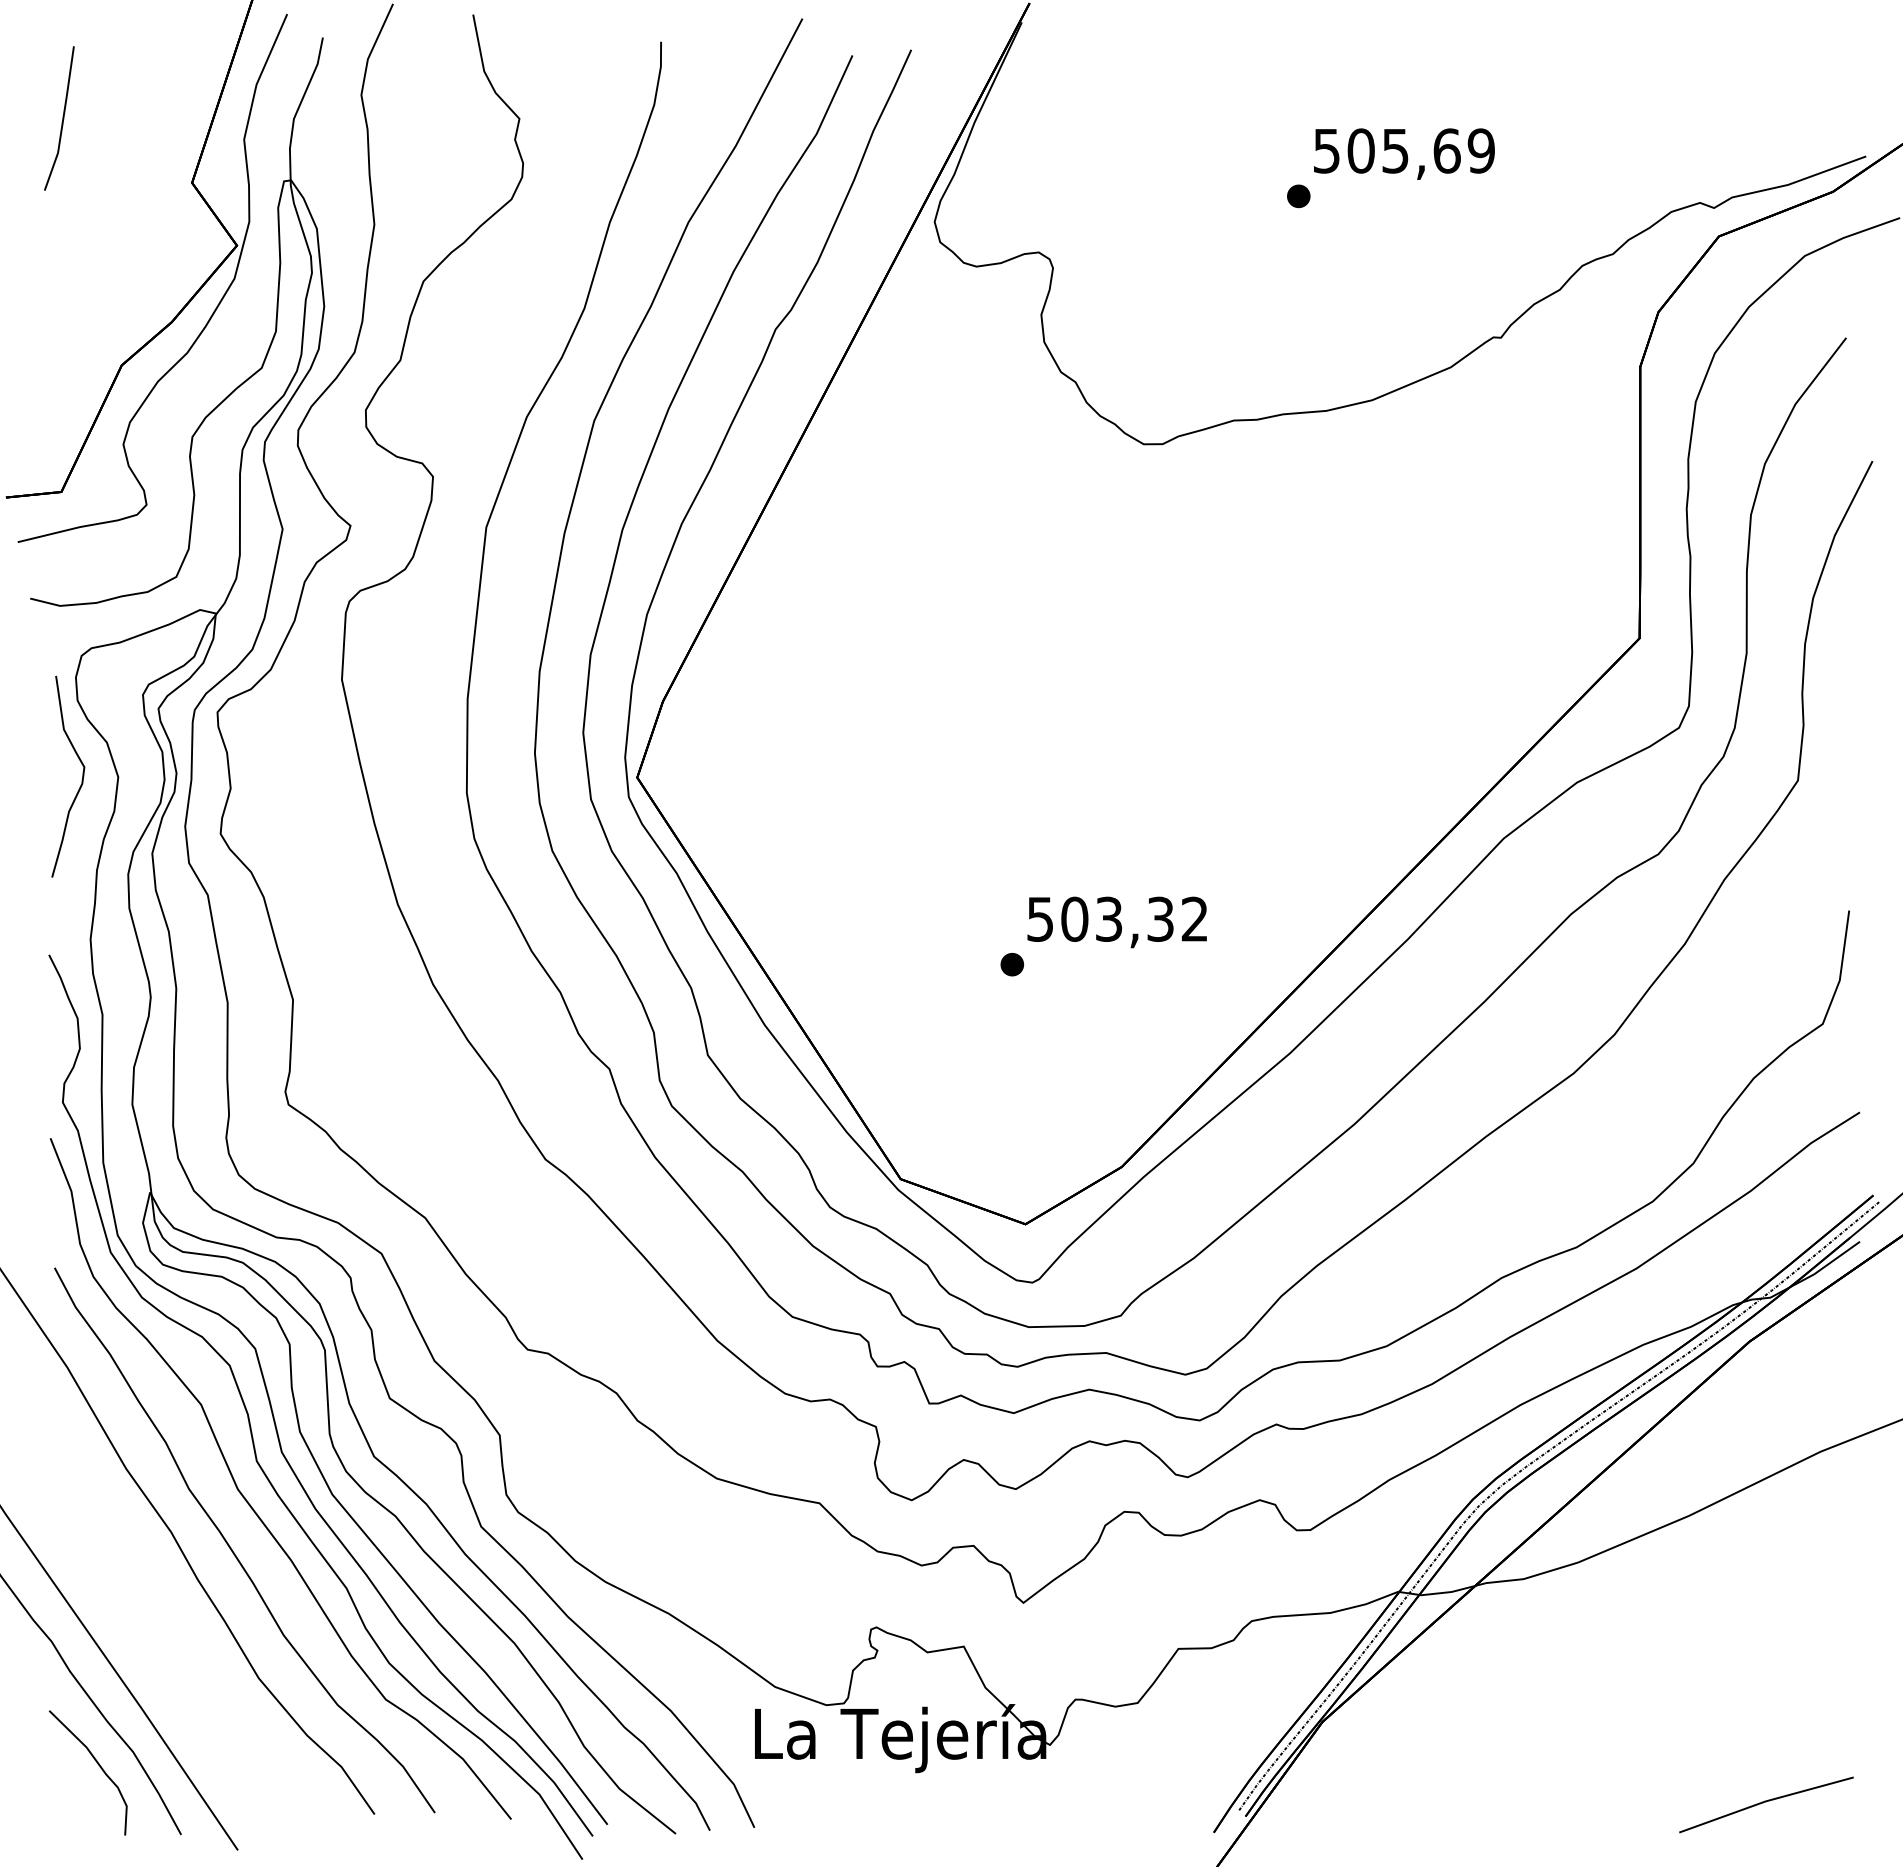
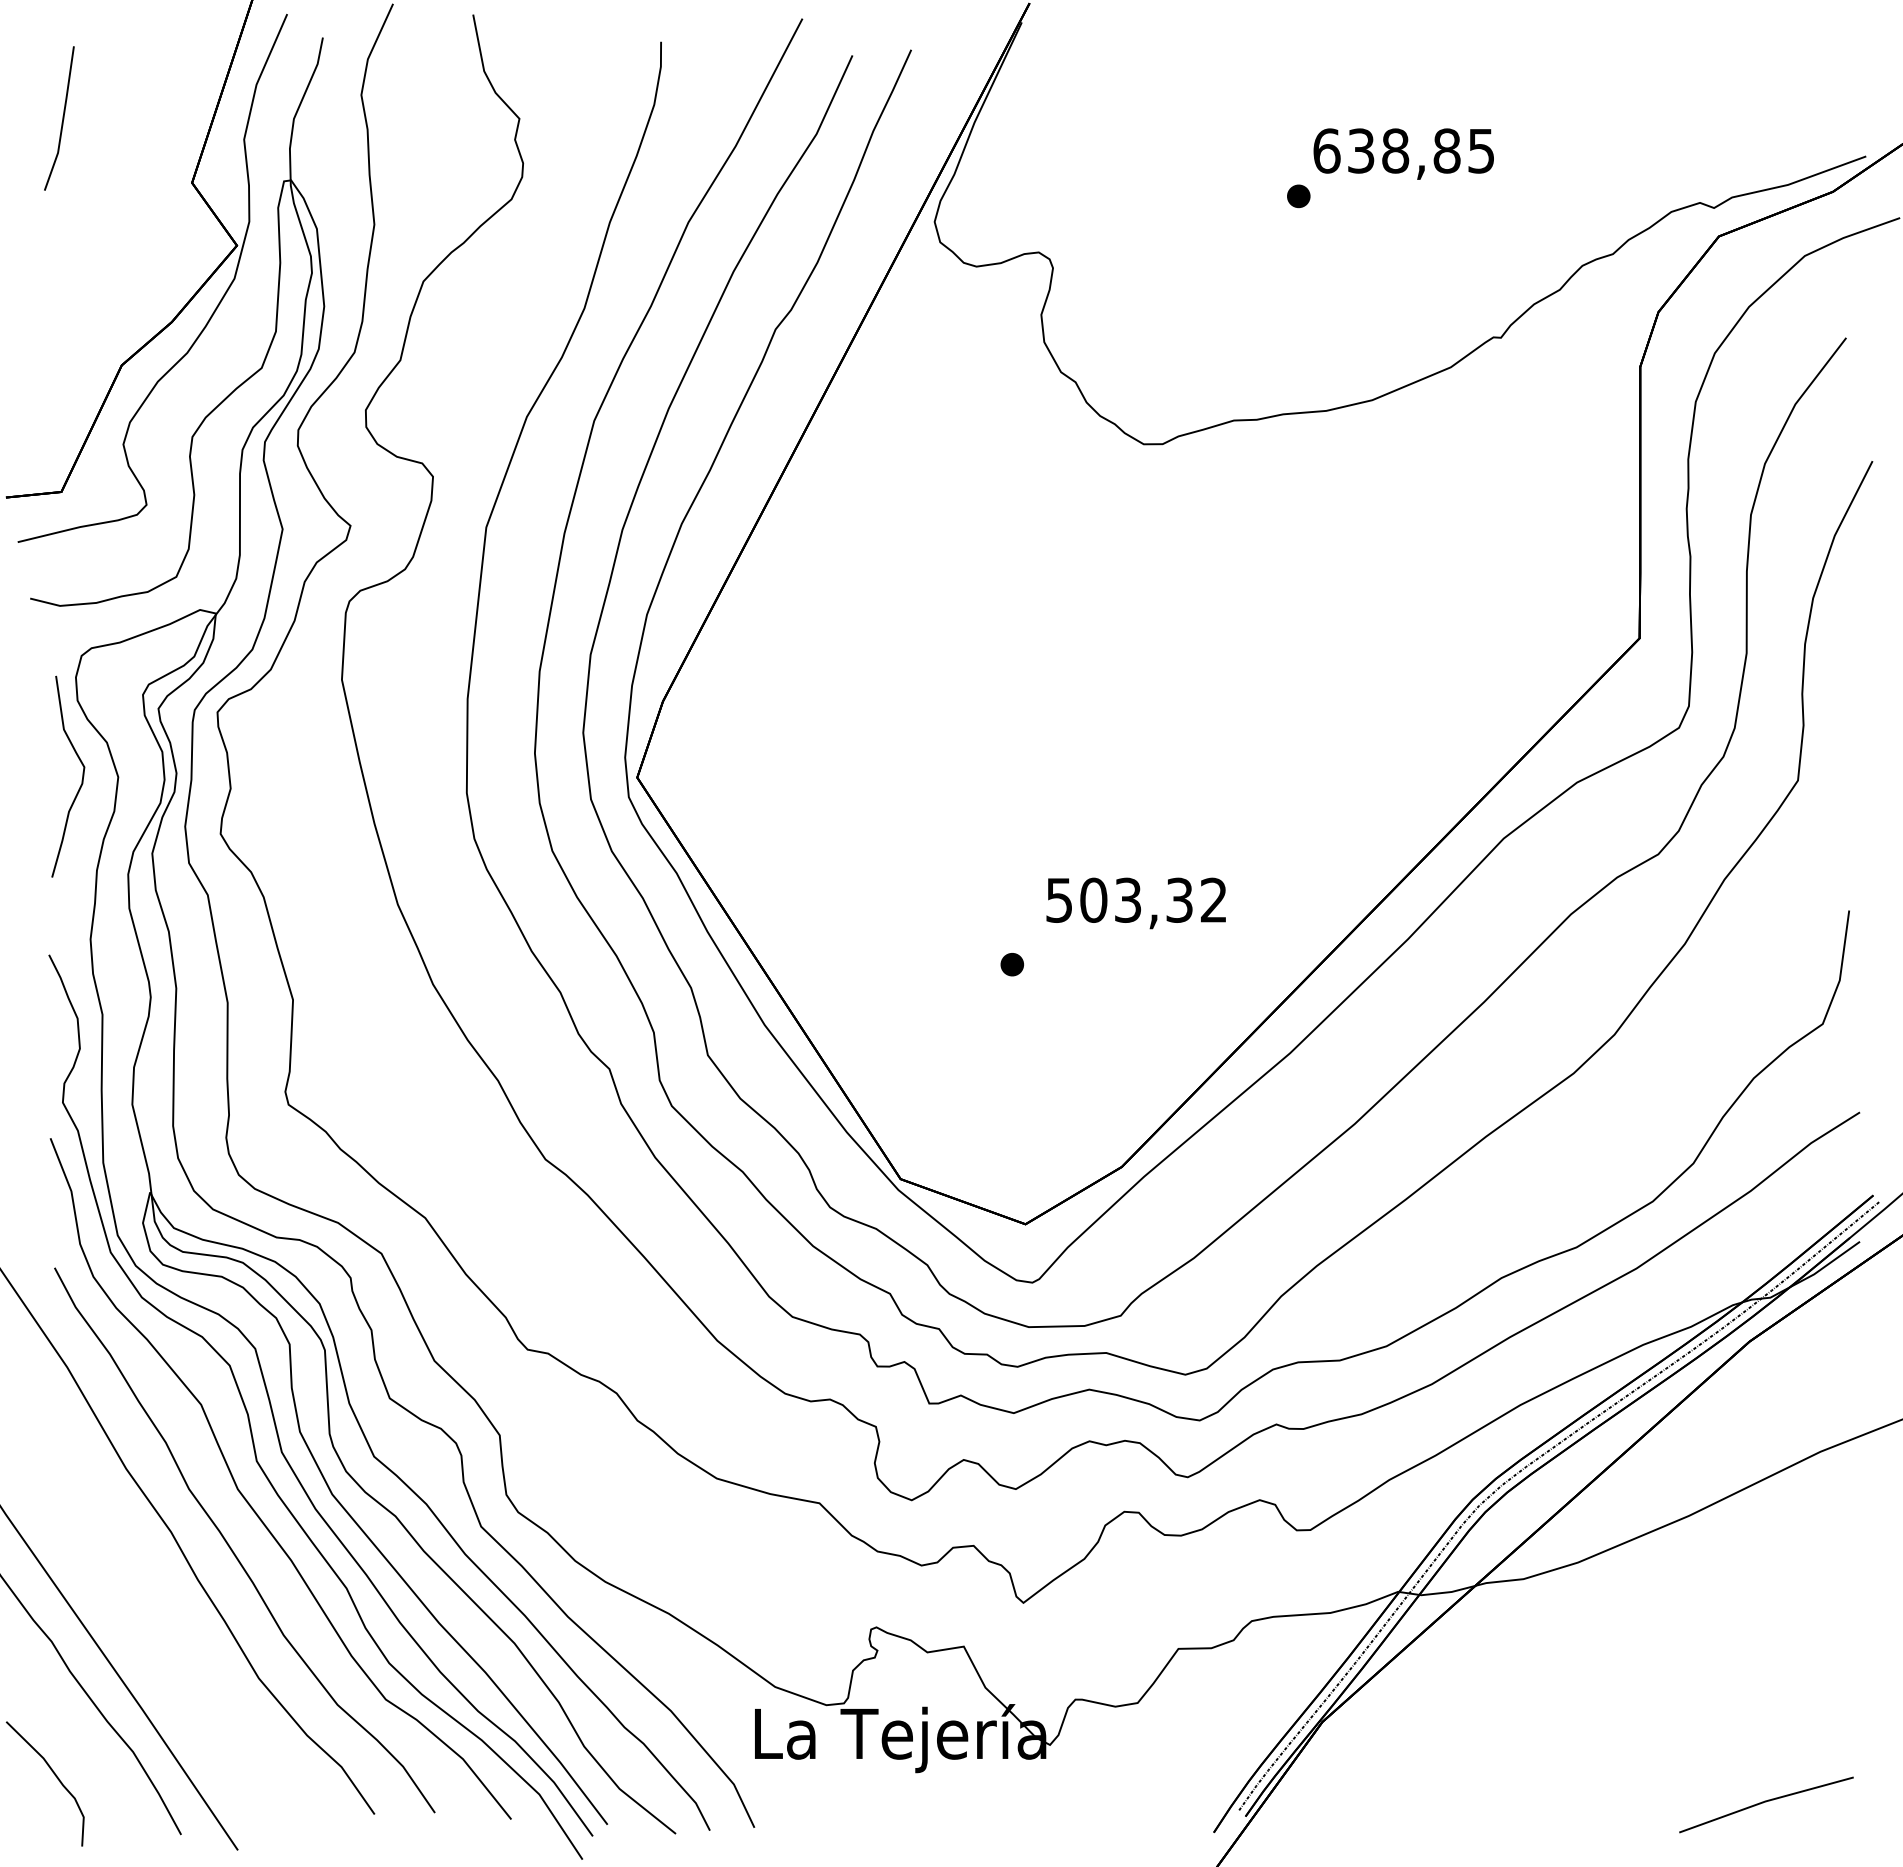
text: 505,69 -> 638,85 (1403, 150)
text position: (1116, 922) -> (1135, 903) (1135, 903)
curve position: (97, 1764) -> (54, 1775) (54, 1775)
